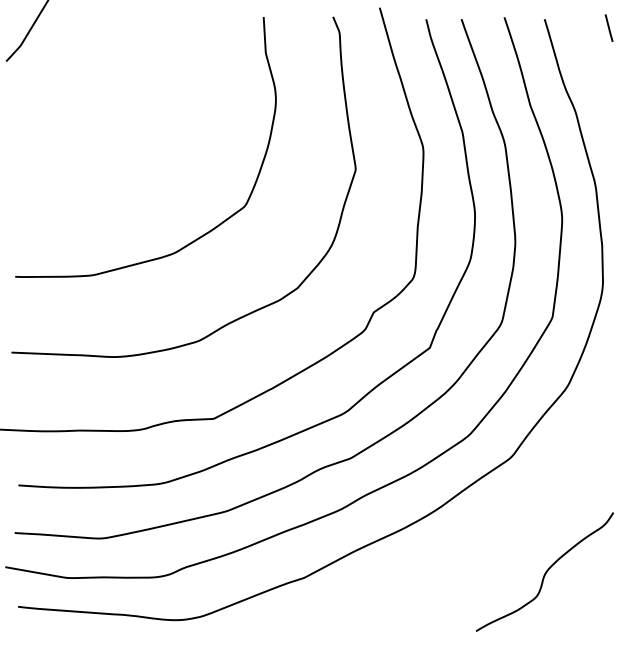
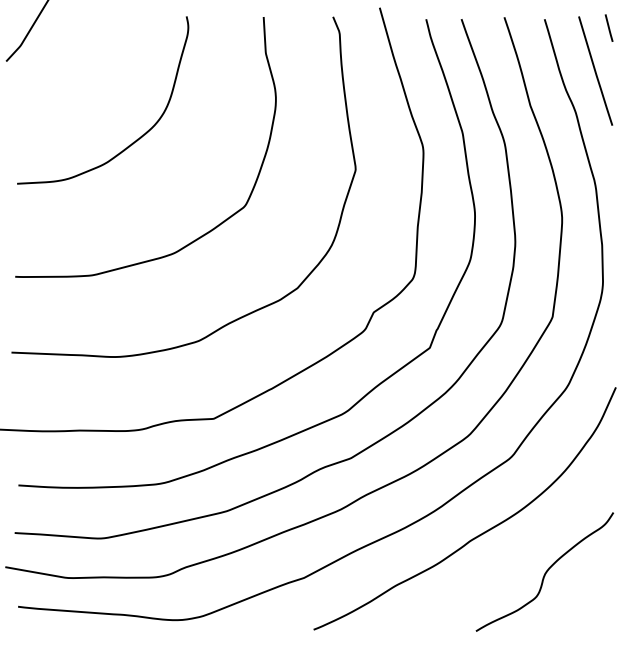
line: none -> present (595, 70)
curve: none -> present (137, 138)
curve: none -> present (477, 535)
